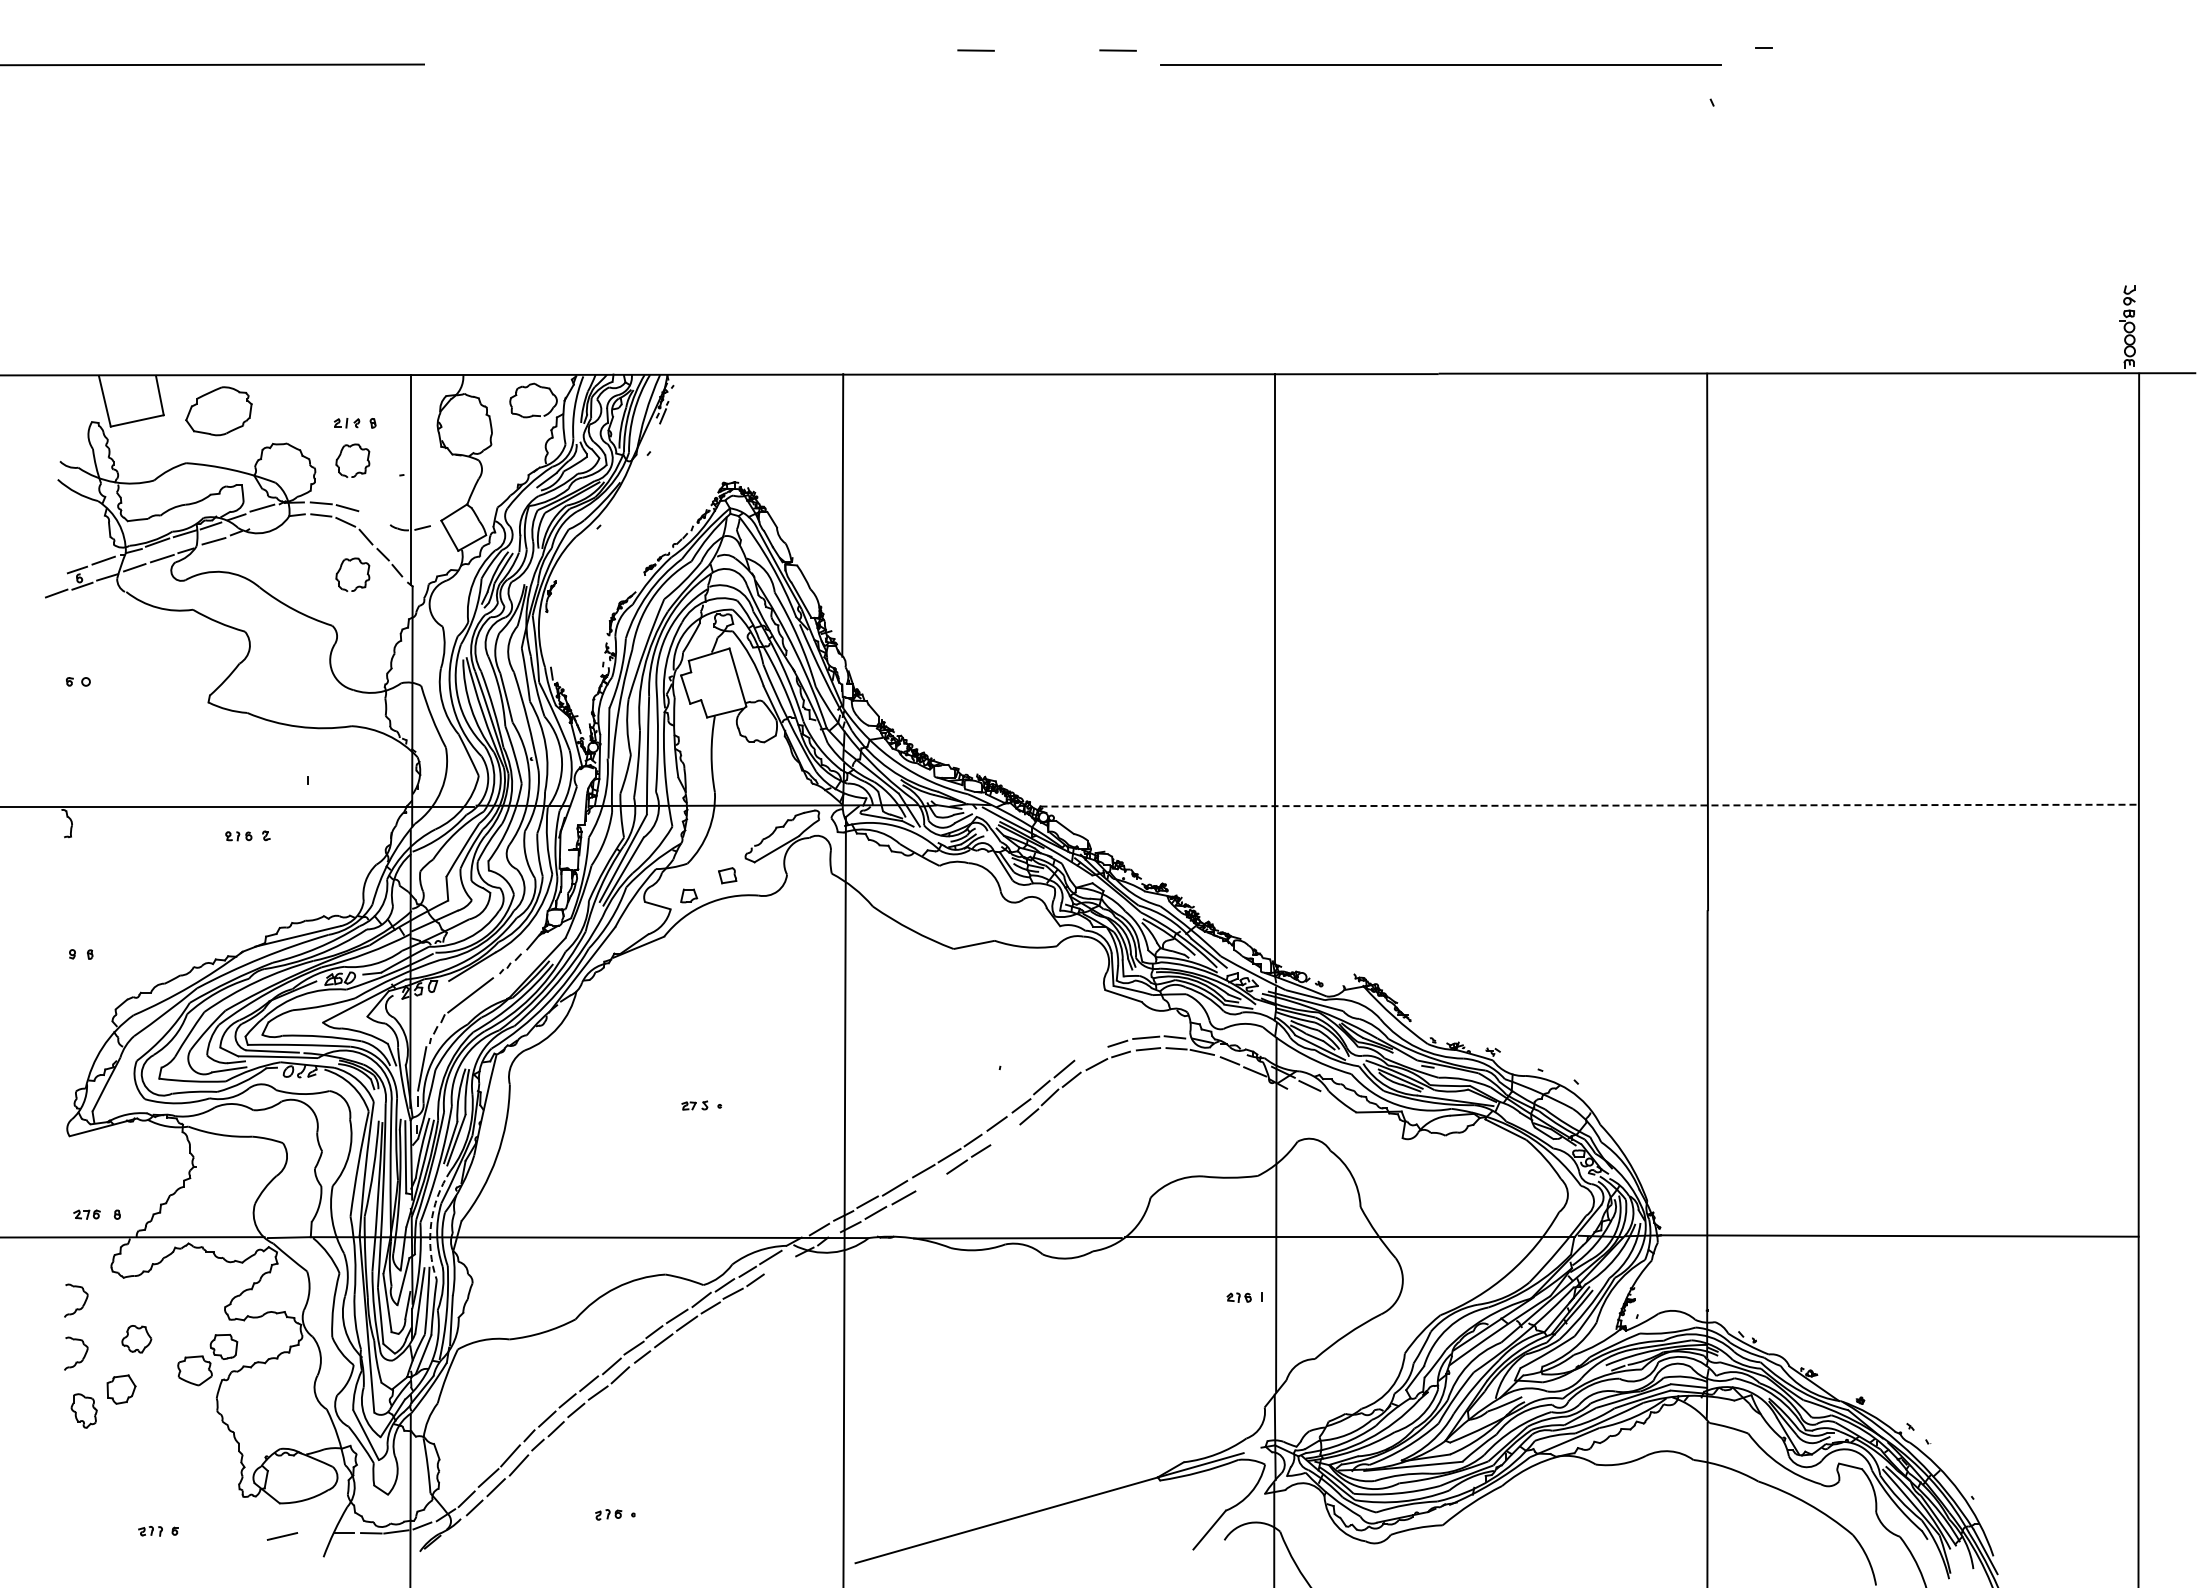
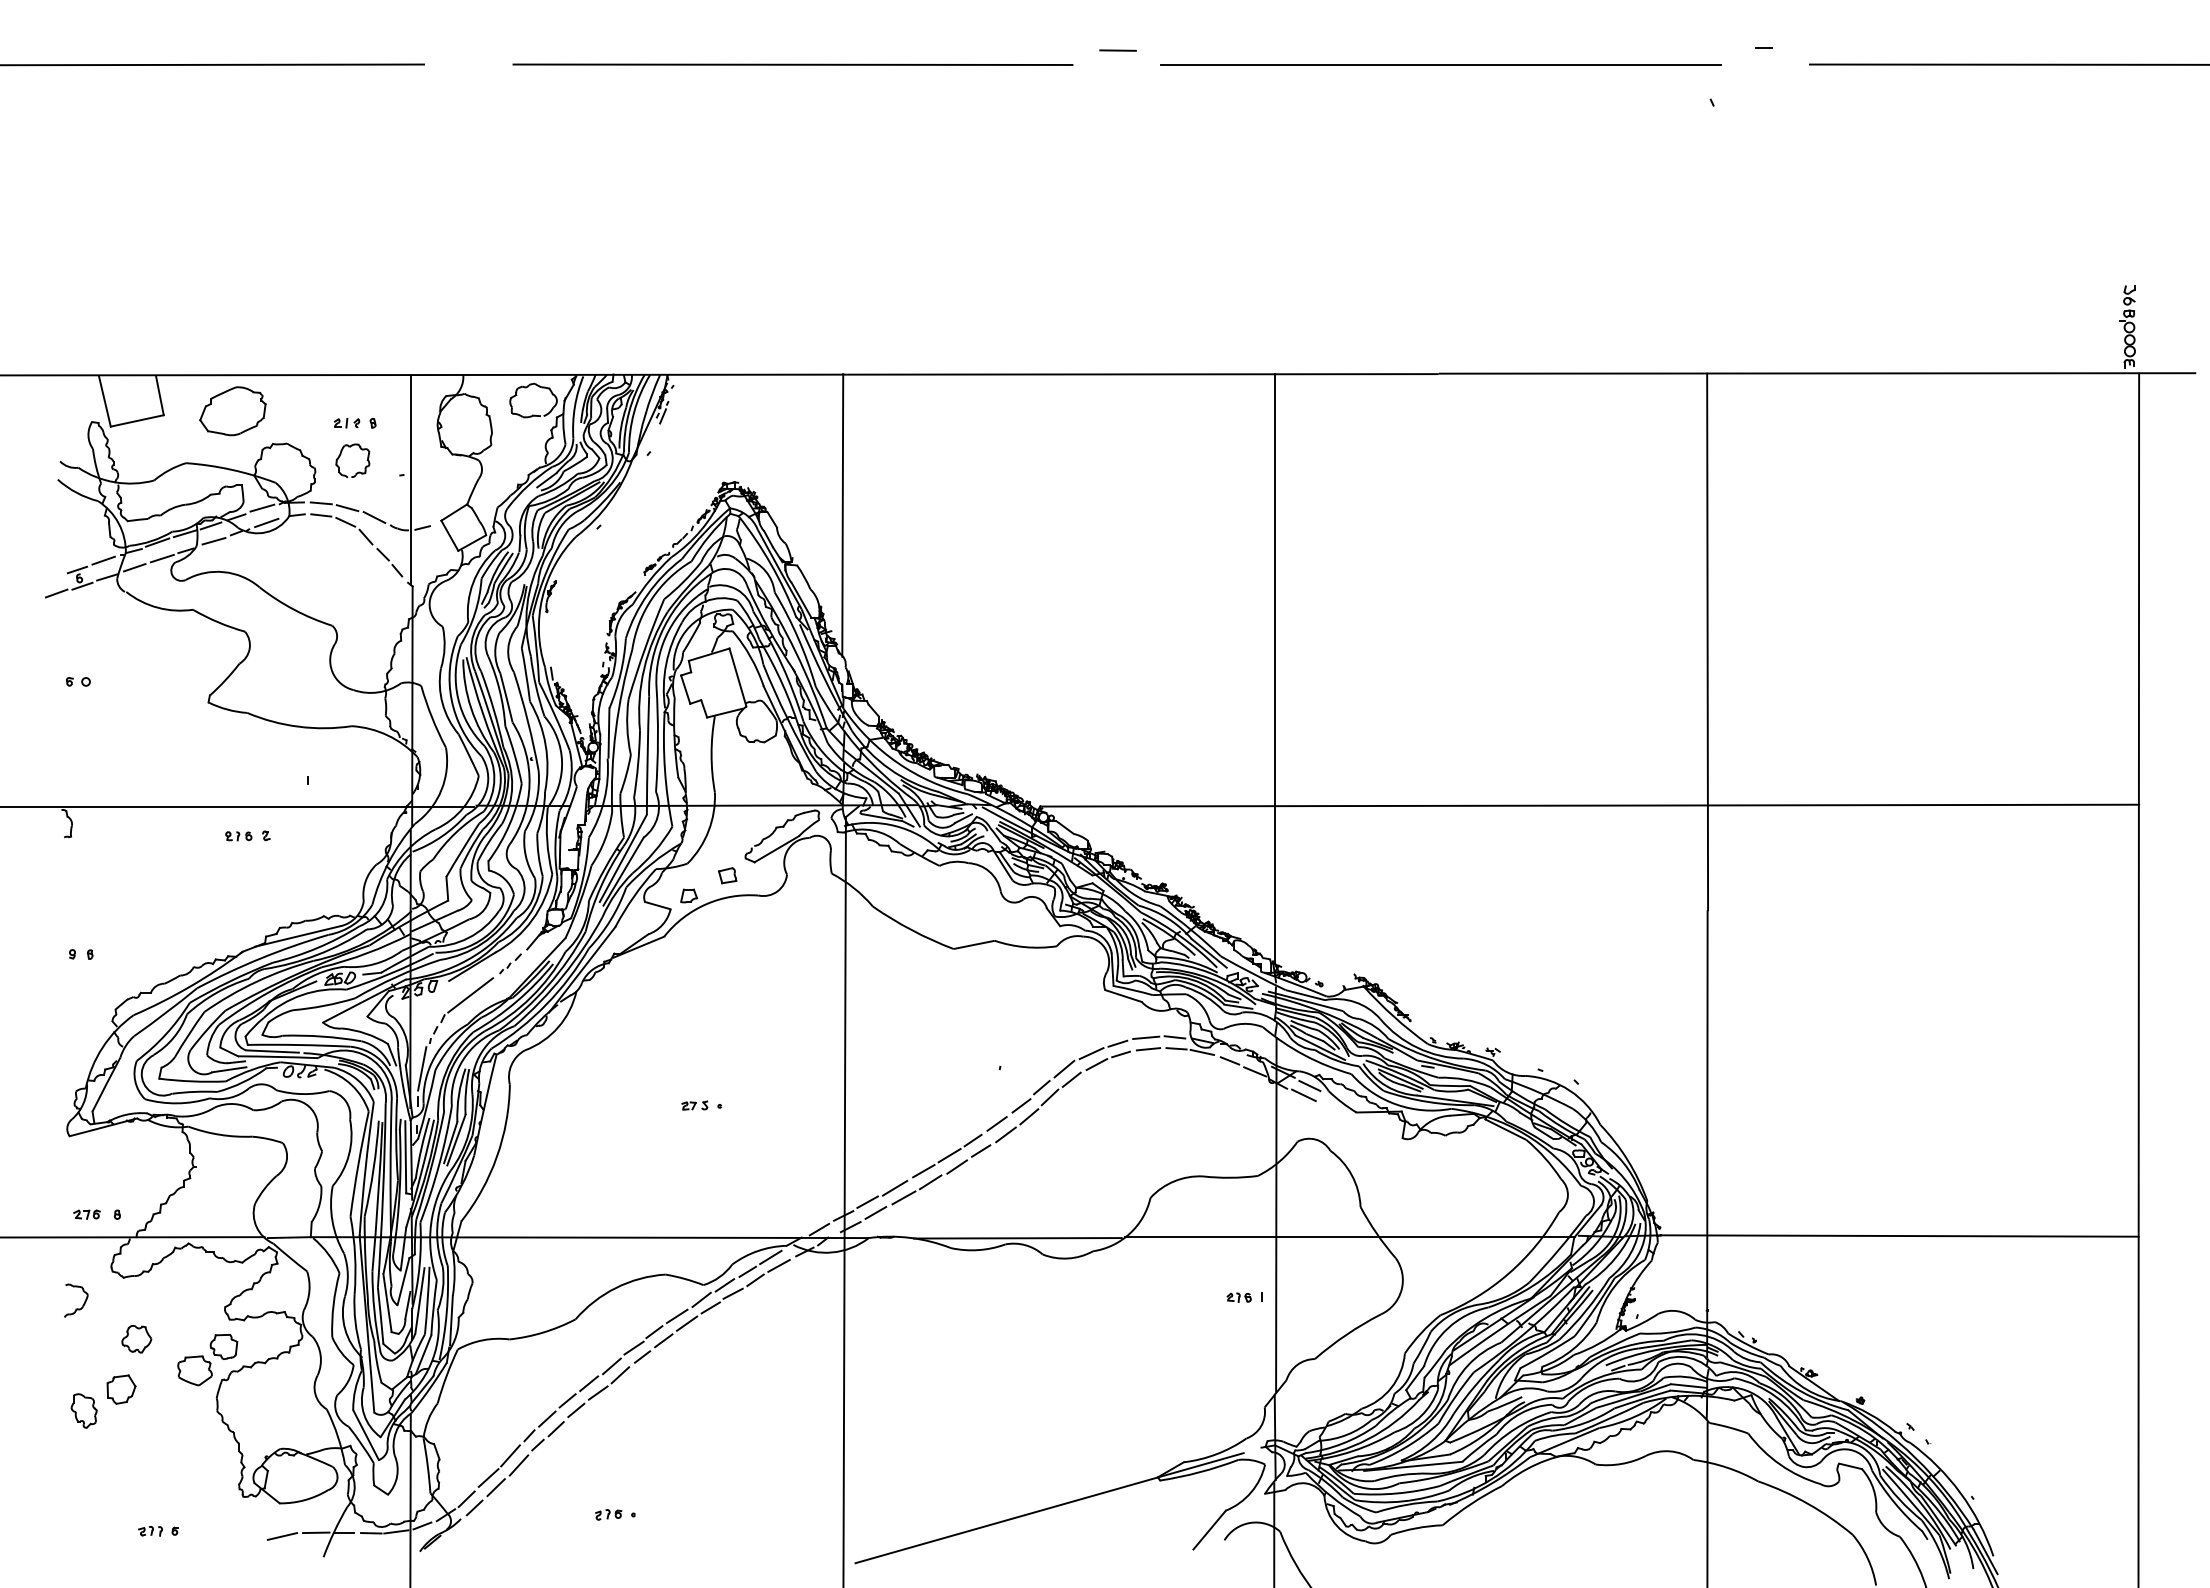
line: present -> none (975, 50)
line: none -> present (792, 64)
line: none -> present (2007, 64)
part position: (218, 411) -> (232, 411) (232, 411)
line: none -> present (374, 517)
line: none -> present (266, 522)
part: present -> none (341, 568)
line: dashed -> solid (1590, 805)
line: none -> present (1091, 1053)
line: none -> present (1303, 1095)
line: none -> present (1005, 1134)
line: none -> present (930, 1182)
arc: dashed -> solid (431, 1223)
line: none -> present (778, 1265)
part: present -> none (83, 1356)
line: none -> present (316, 1532)
